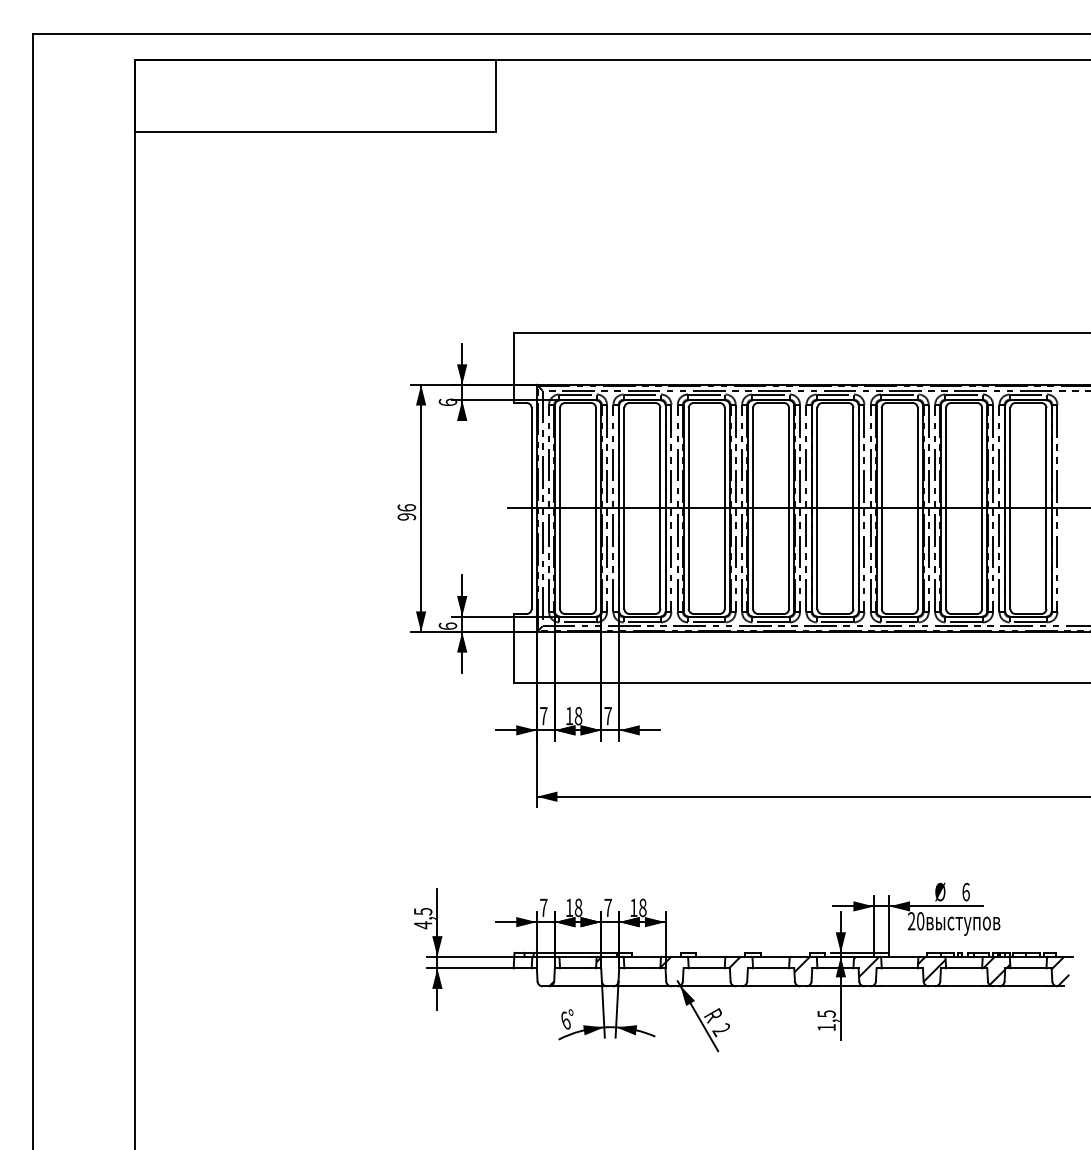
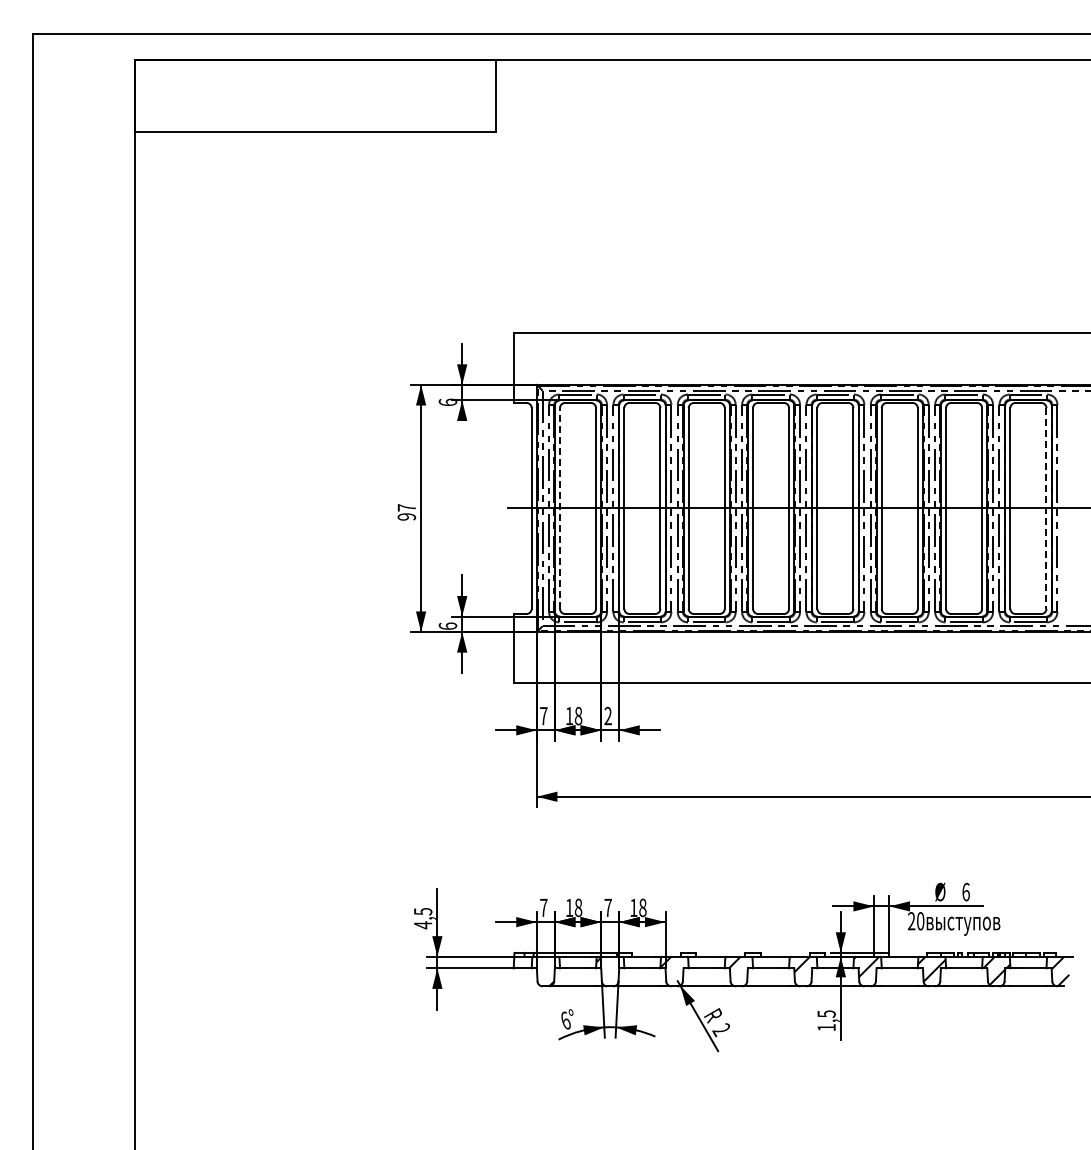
text: 96 -> 97 (406, 507)
line: solid -> dashed (560, 507)
line: solid -> dashed (1046, 508)
text: 7 -> 2 (607, 715)
